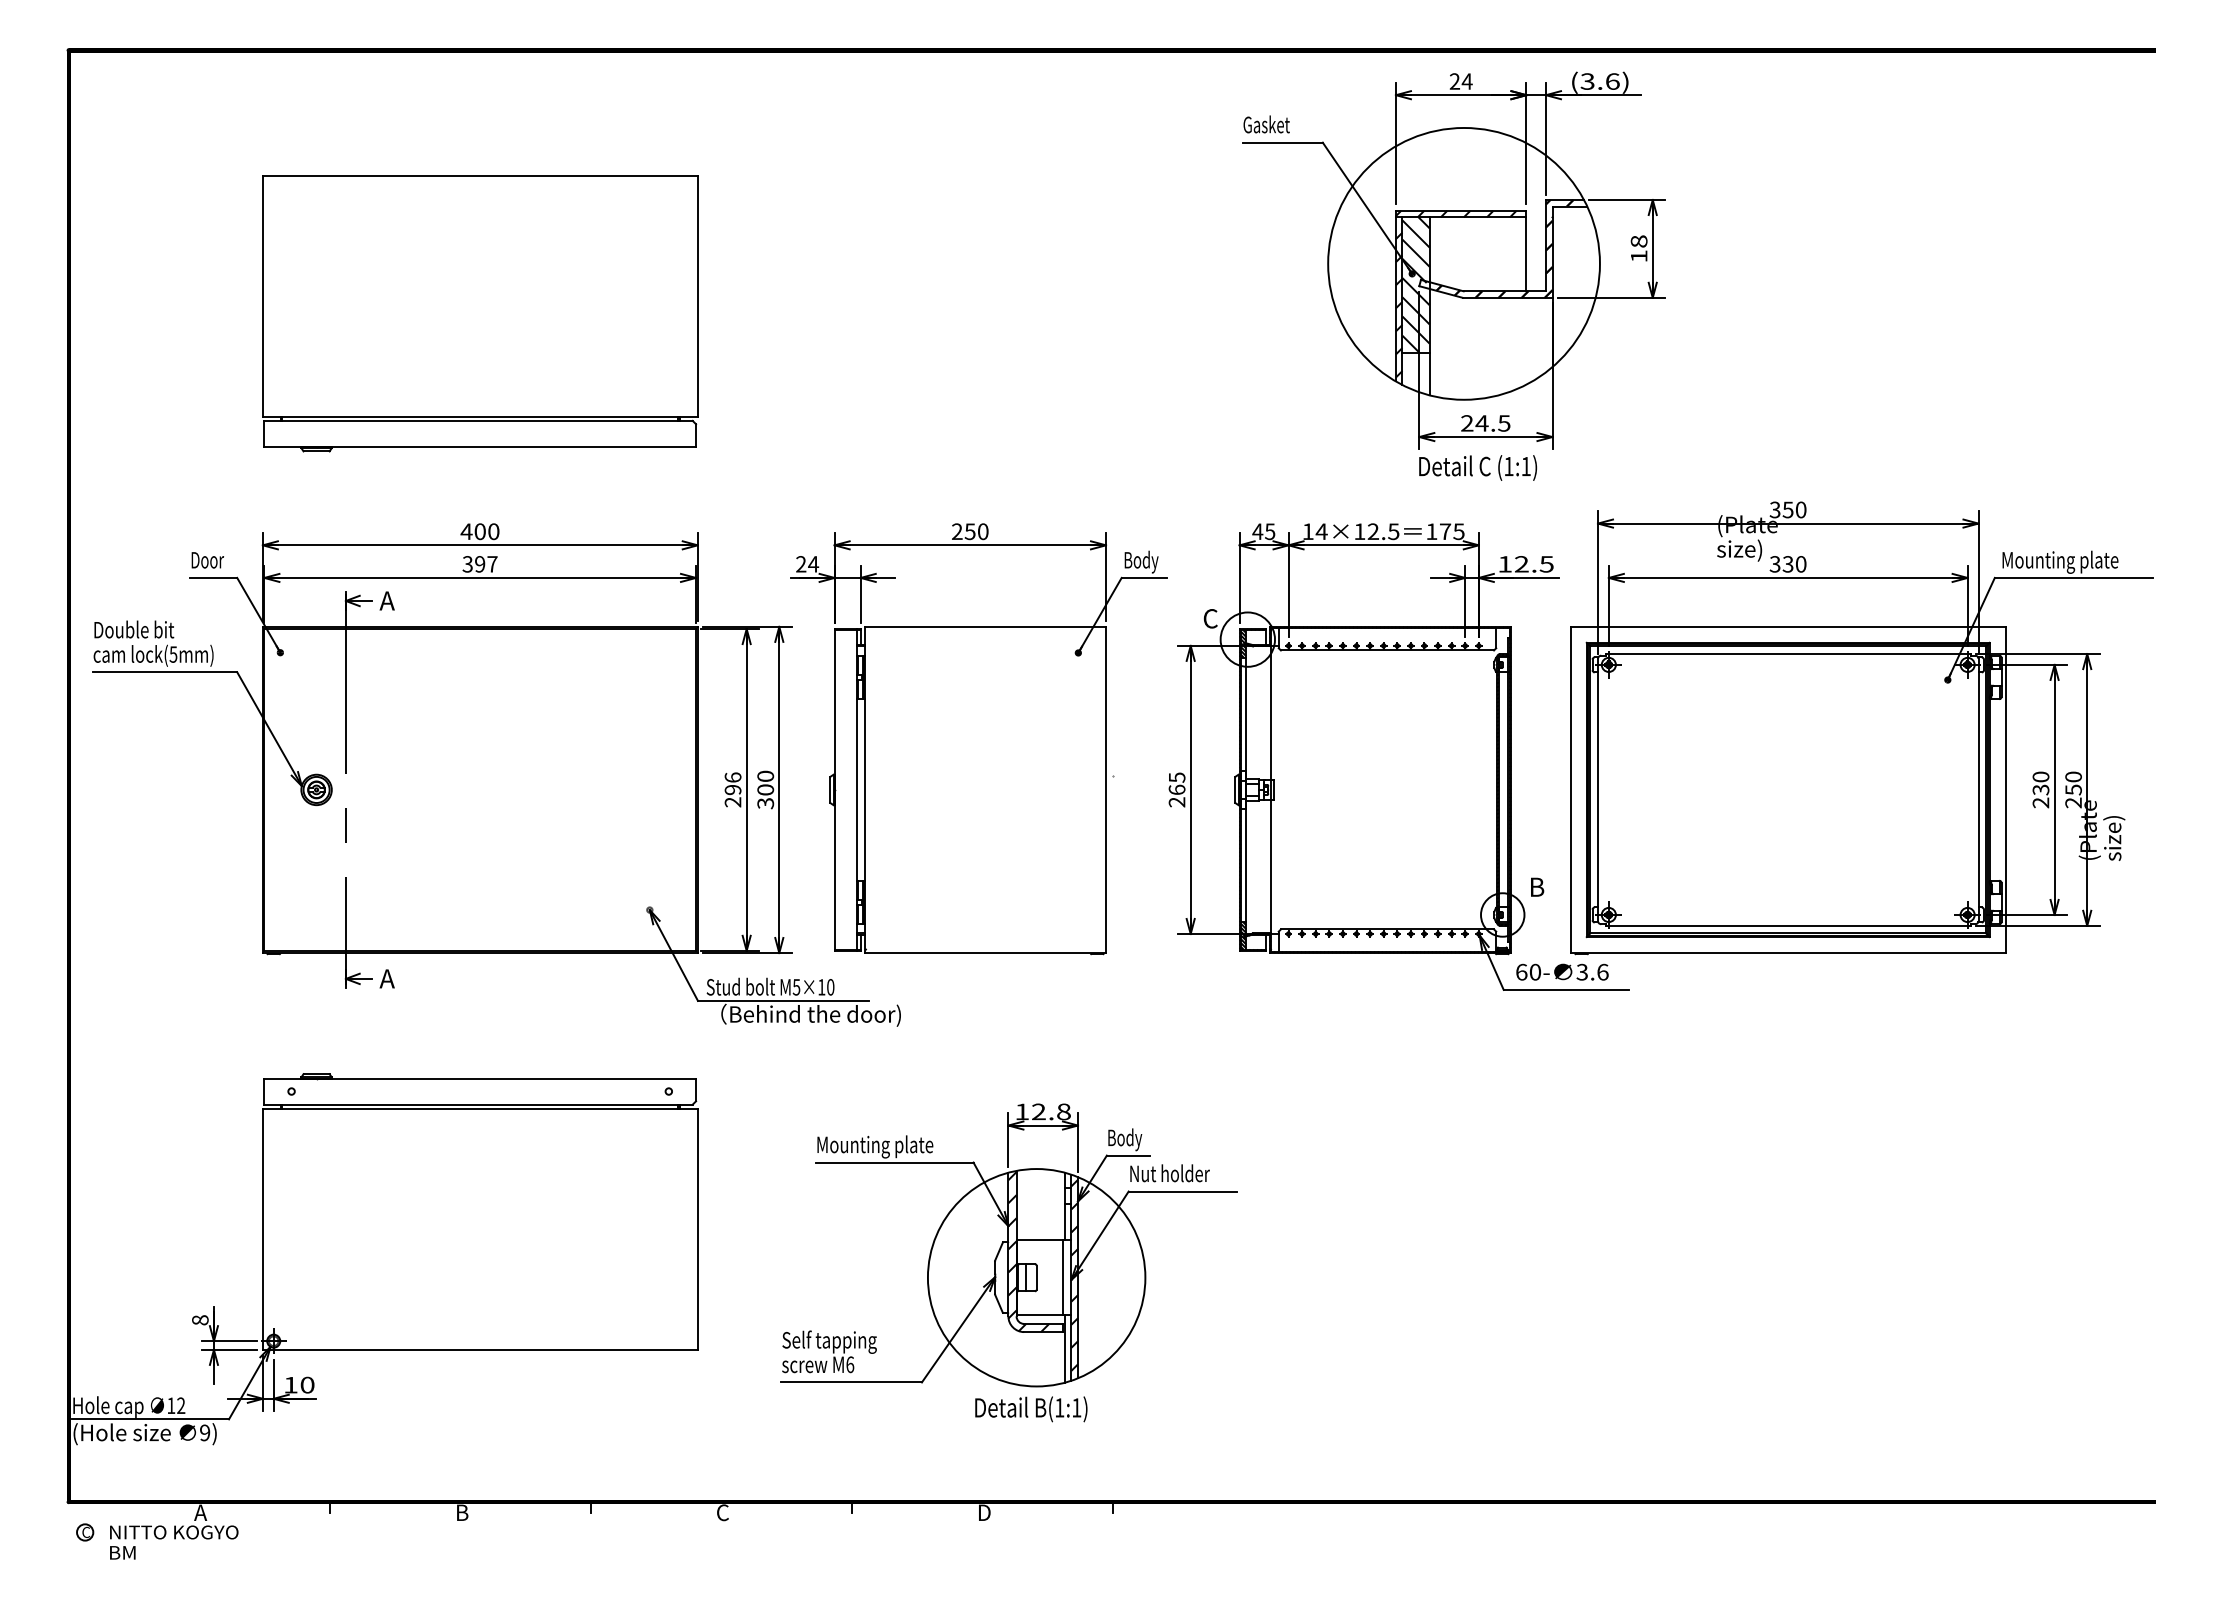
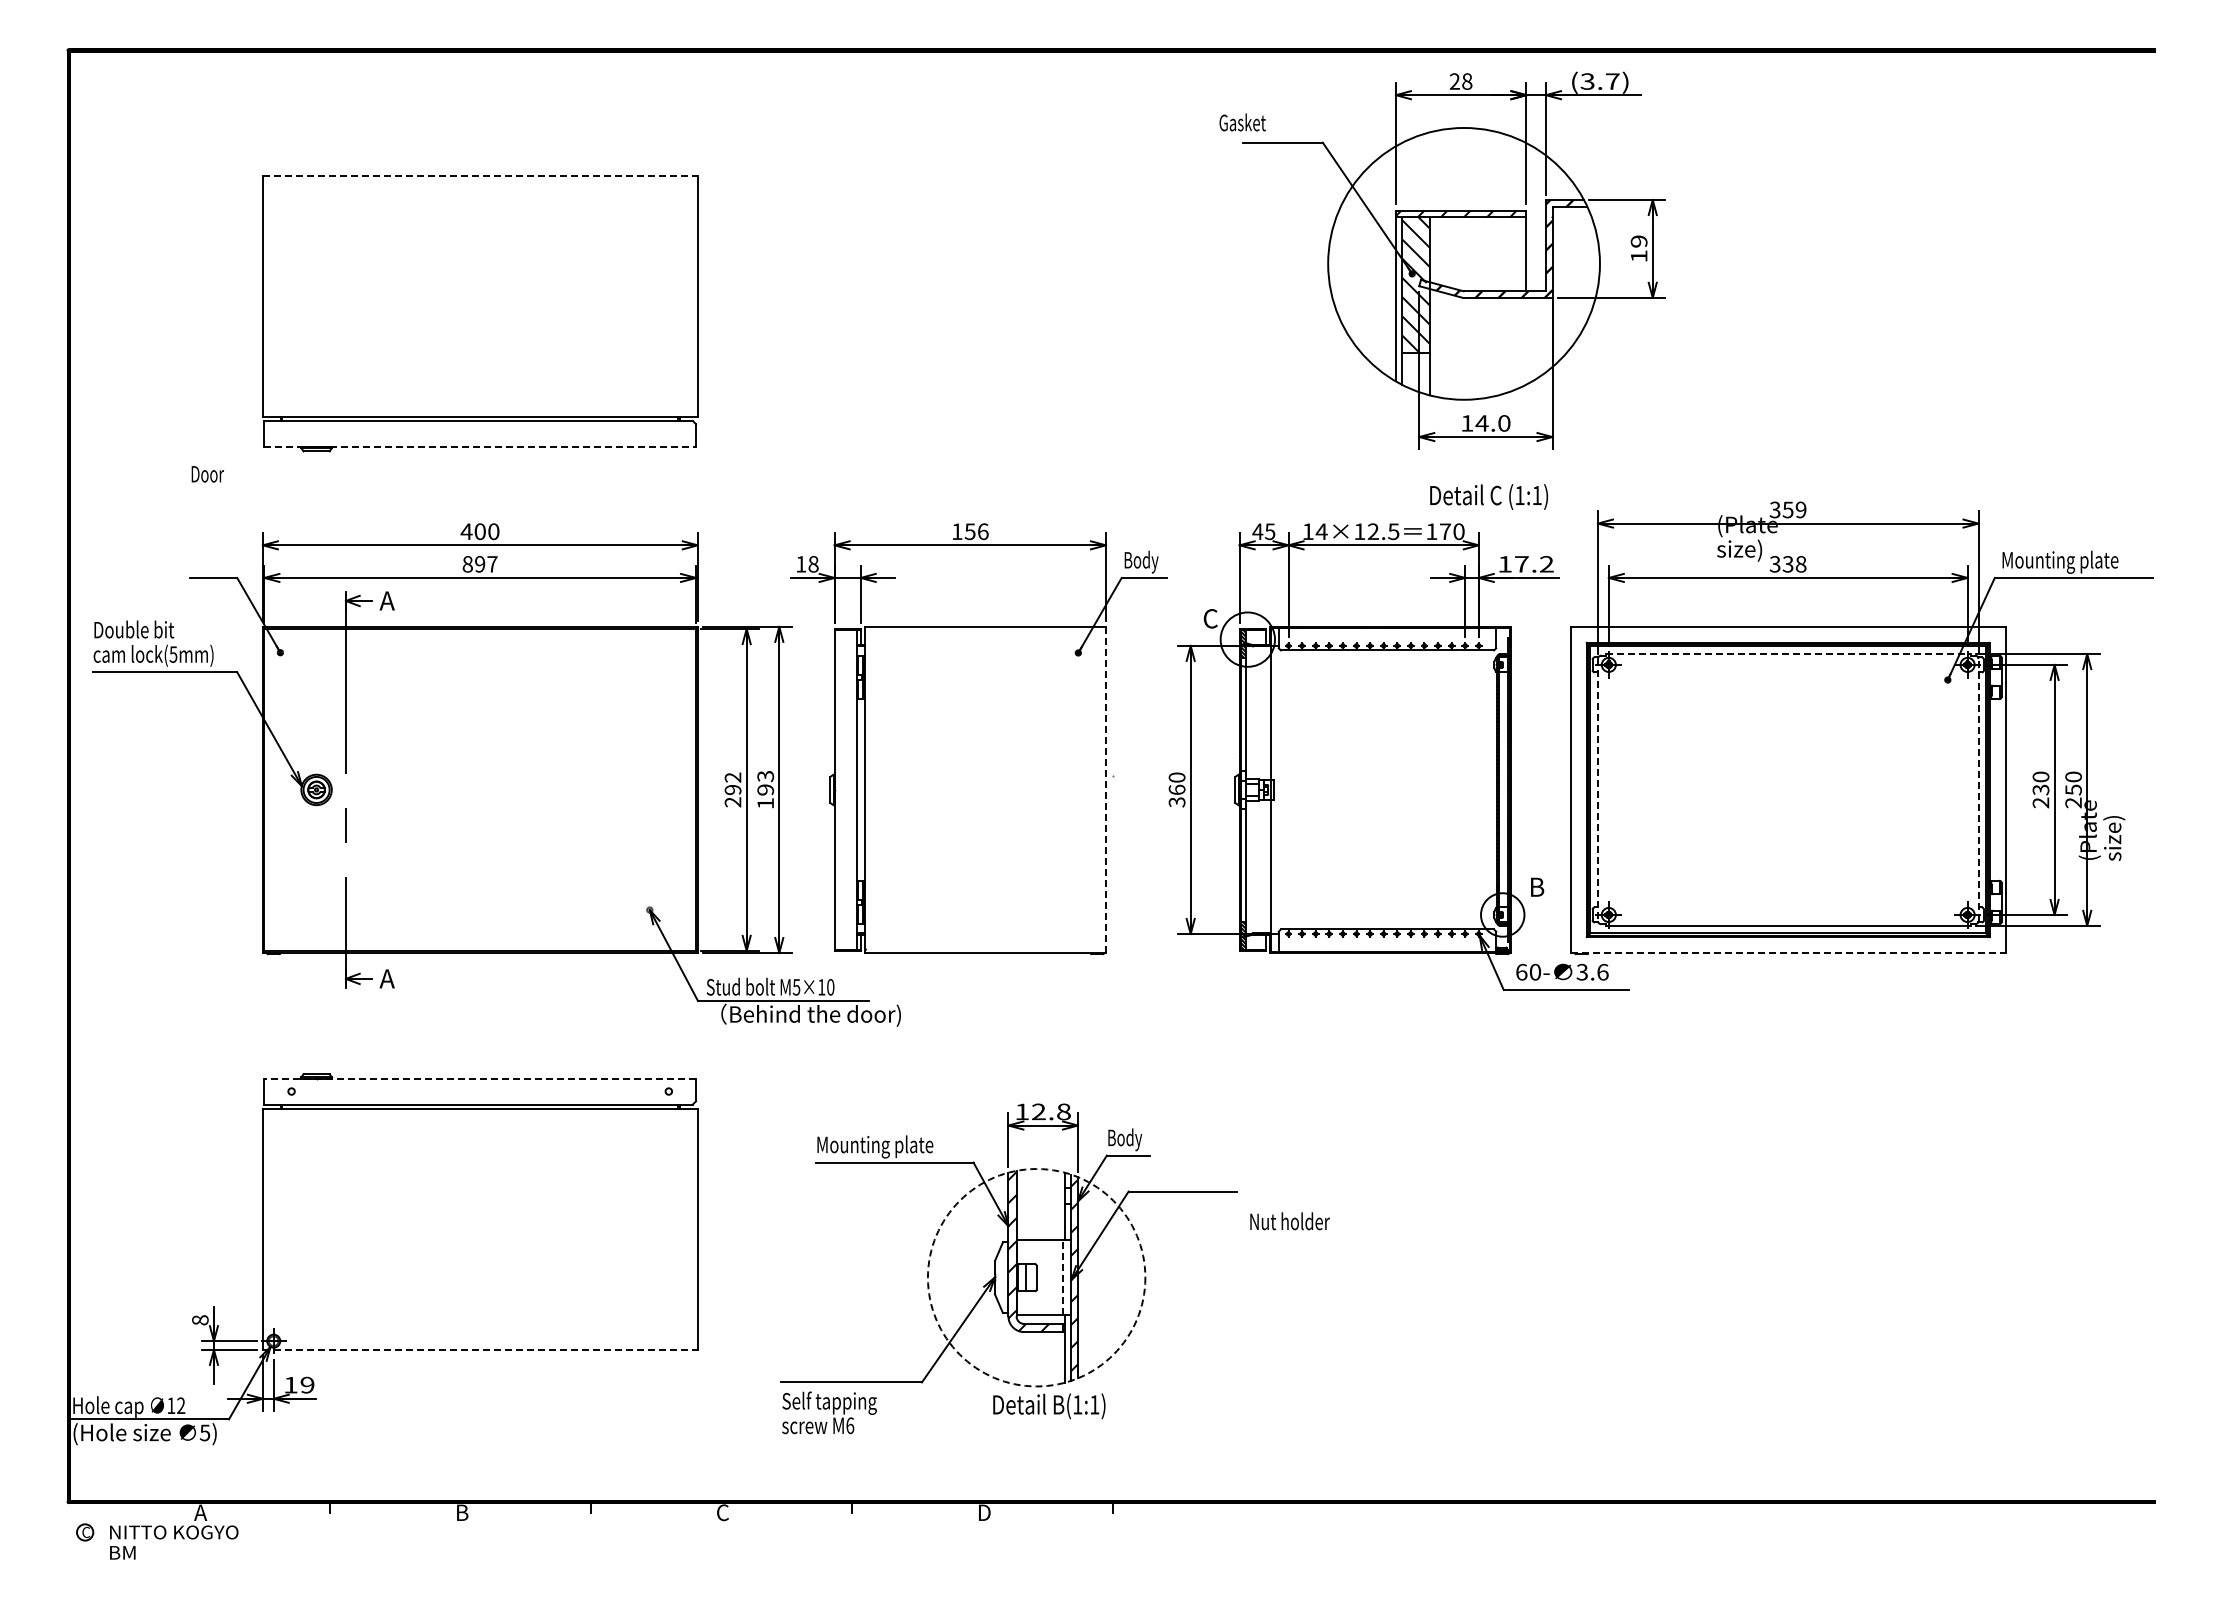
text: 24 -> 28 (1466, 81)
text: (3.6) -> (3.7) (1612, 81)
text position: (1266, 124) -> (1242, 122) (1242, 122)
line: solid -> dashed (480, 175)
text: 18 -> 19 (1638, 241)
hatch: present -> none (1398, 304)
text: 24.5 -> 14.0 (1485, 423)
line: solid -> dashed (480, 447)
text position: (1478, 467) -> (1489, 496) (1489, 496)
text: 350 -> 359 (1800, 509)
text: 250 -> 156 (970, 531)
text: 175 -> 170 (1458, 531)
text position: (207, 560) -> (207, 474) (207, 474)
text: 397 -> 897 (467, 564)
text: 24 -> 18 (807, 564)
text: 12.5 -> 17.2 (1534, 564)
text: 330 -> 338 (1800, 564)
line: solid -> dashed (1788, 654)
text: 296 -> 292 (732, 777)
text: 300 -> 193 (765, 789)
text: 265 -> 360 (1176, 789)
line: solid -> dashed (1978, 789)
line: solid -> dashed (1106, 790)
line: solid -> dashed (1597, 790)
line: solid -> dashed (1788, 953)
line: solid -> dashed (480, 1078)
text position: (1169, 1173) -> (1289, 1221) (1289, 1221)
circle: solid -> dashed (1036, 1277)
line: solid -> dashed (1062, 1277)
line: solid -> dashed (480, 1349)
text position: (829, 1351) -> (829, 1412) (829, 1412)
text: 10 -> 19 (307, 1385)
text position: (1031, 1409) -> (1049, 1406) (1049, 1406)
text: 9) -> 5) (204, 1432)
